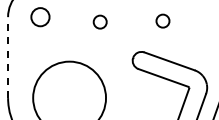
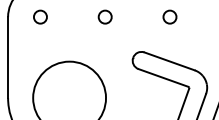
circle size: 21x21 px -> 15x16 px (40, 16)
circle position: (162, 20) -> (169, 16) (169, 16)
circle position: (99, 21) -> (104, 16) (104, 16)
line: dashed -> solid (8, 57)
